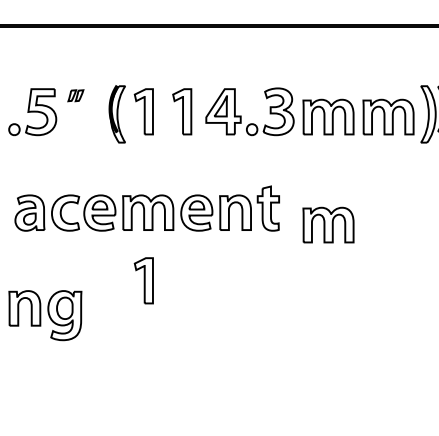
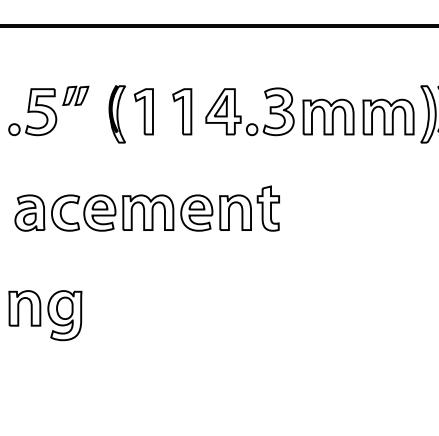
part size: 18x14 px -> 28x21 px (75, 95)
part: present -> none (328, 224)
part: present -> none (143, 280)
